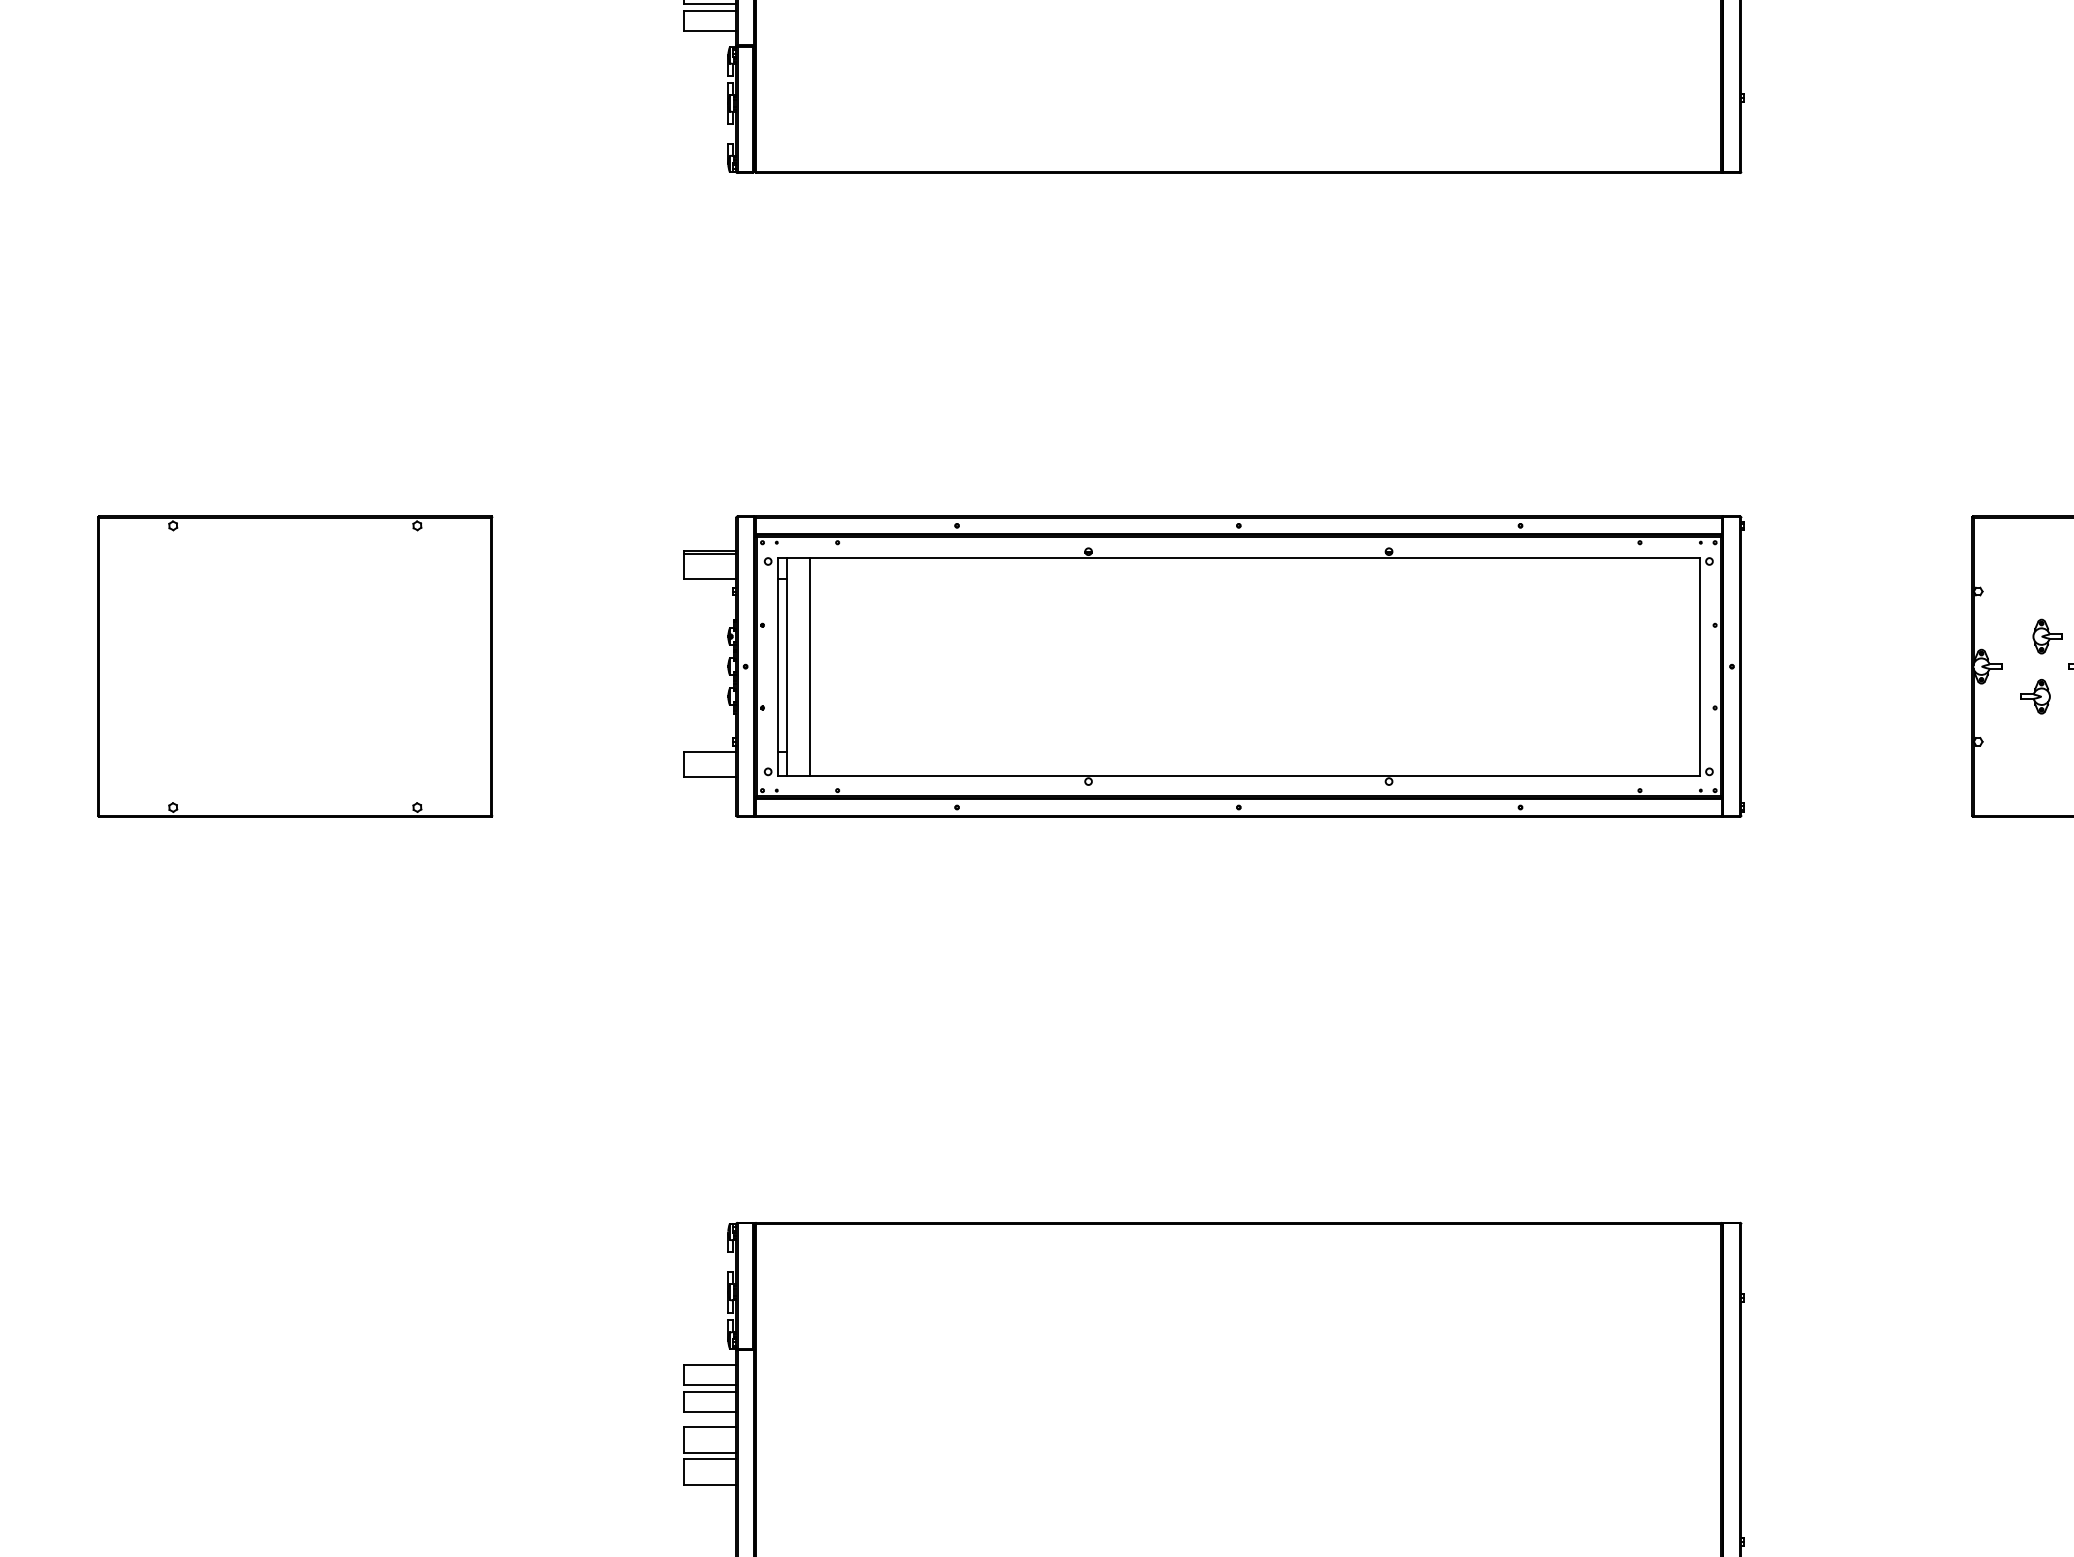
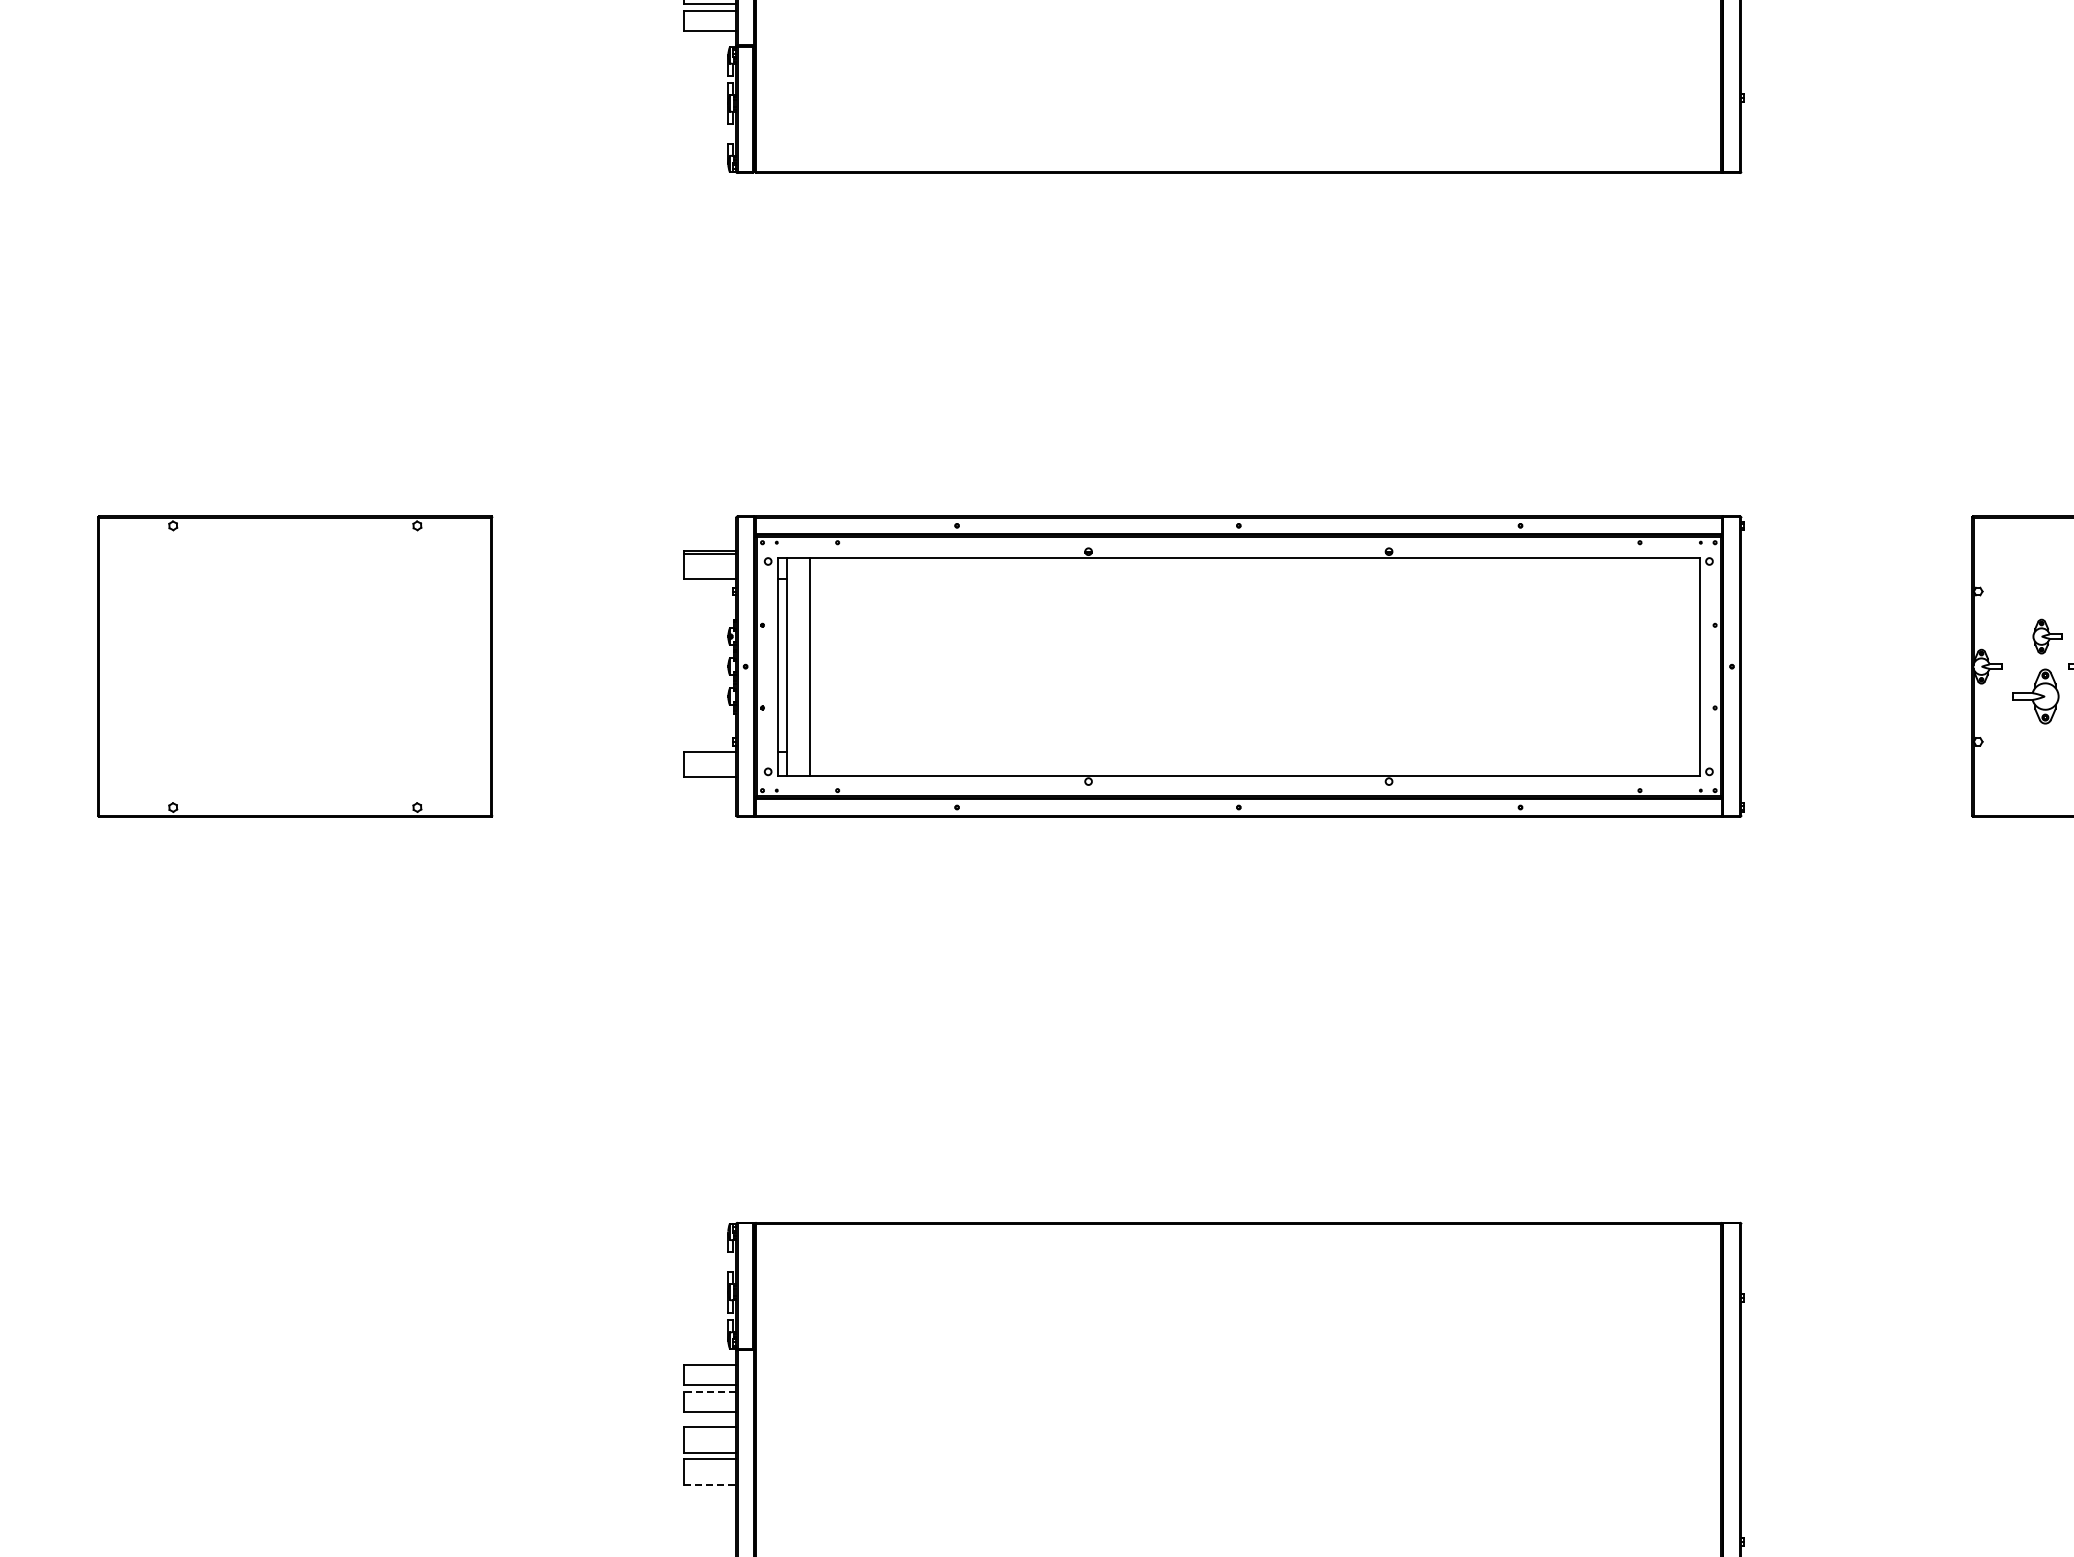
part size: 31x36 px -> 48x57 px (2035, 696)
line: solid -> dashed (710, 1391)
line: solid -> dashed (710, 1484)
